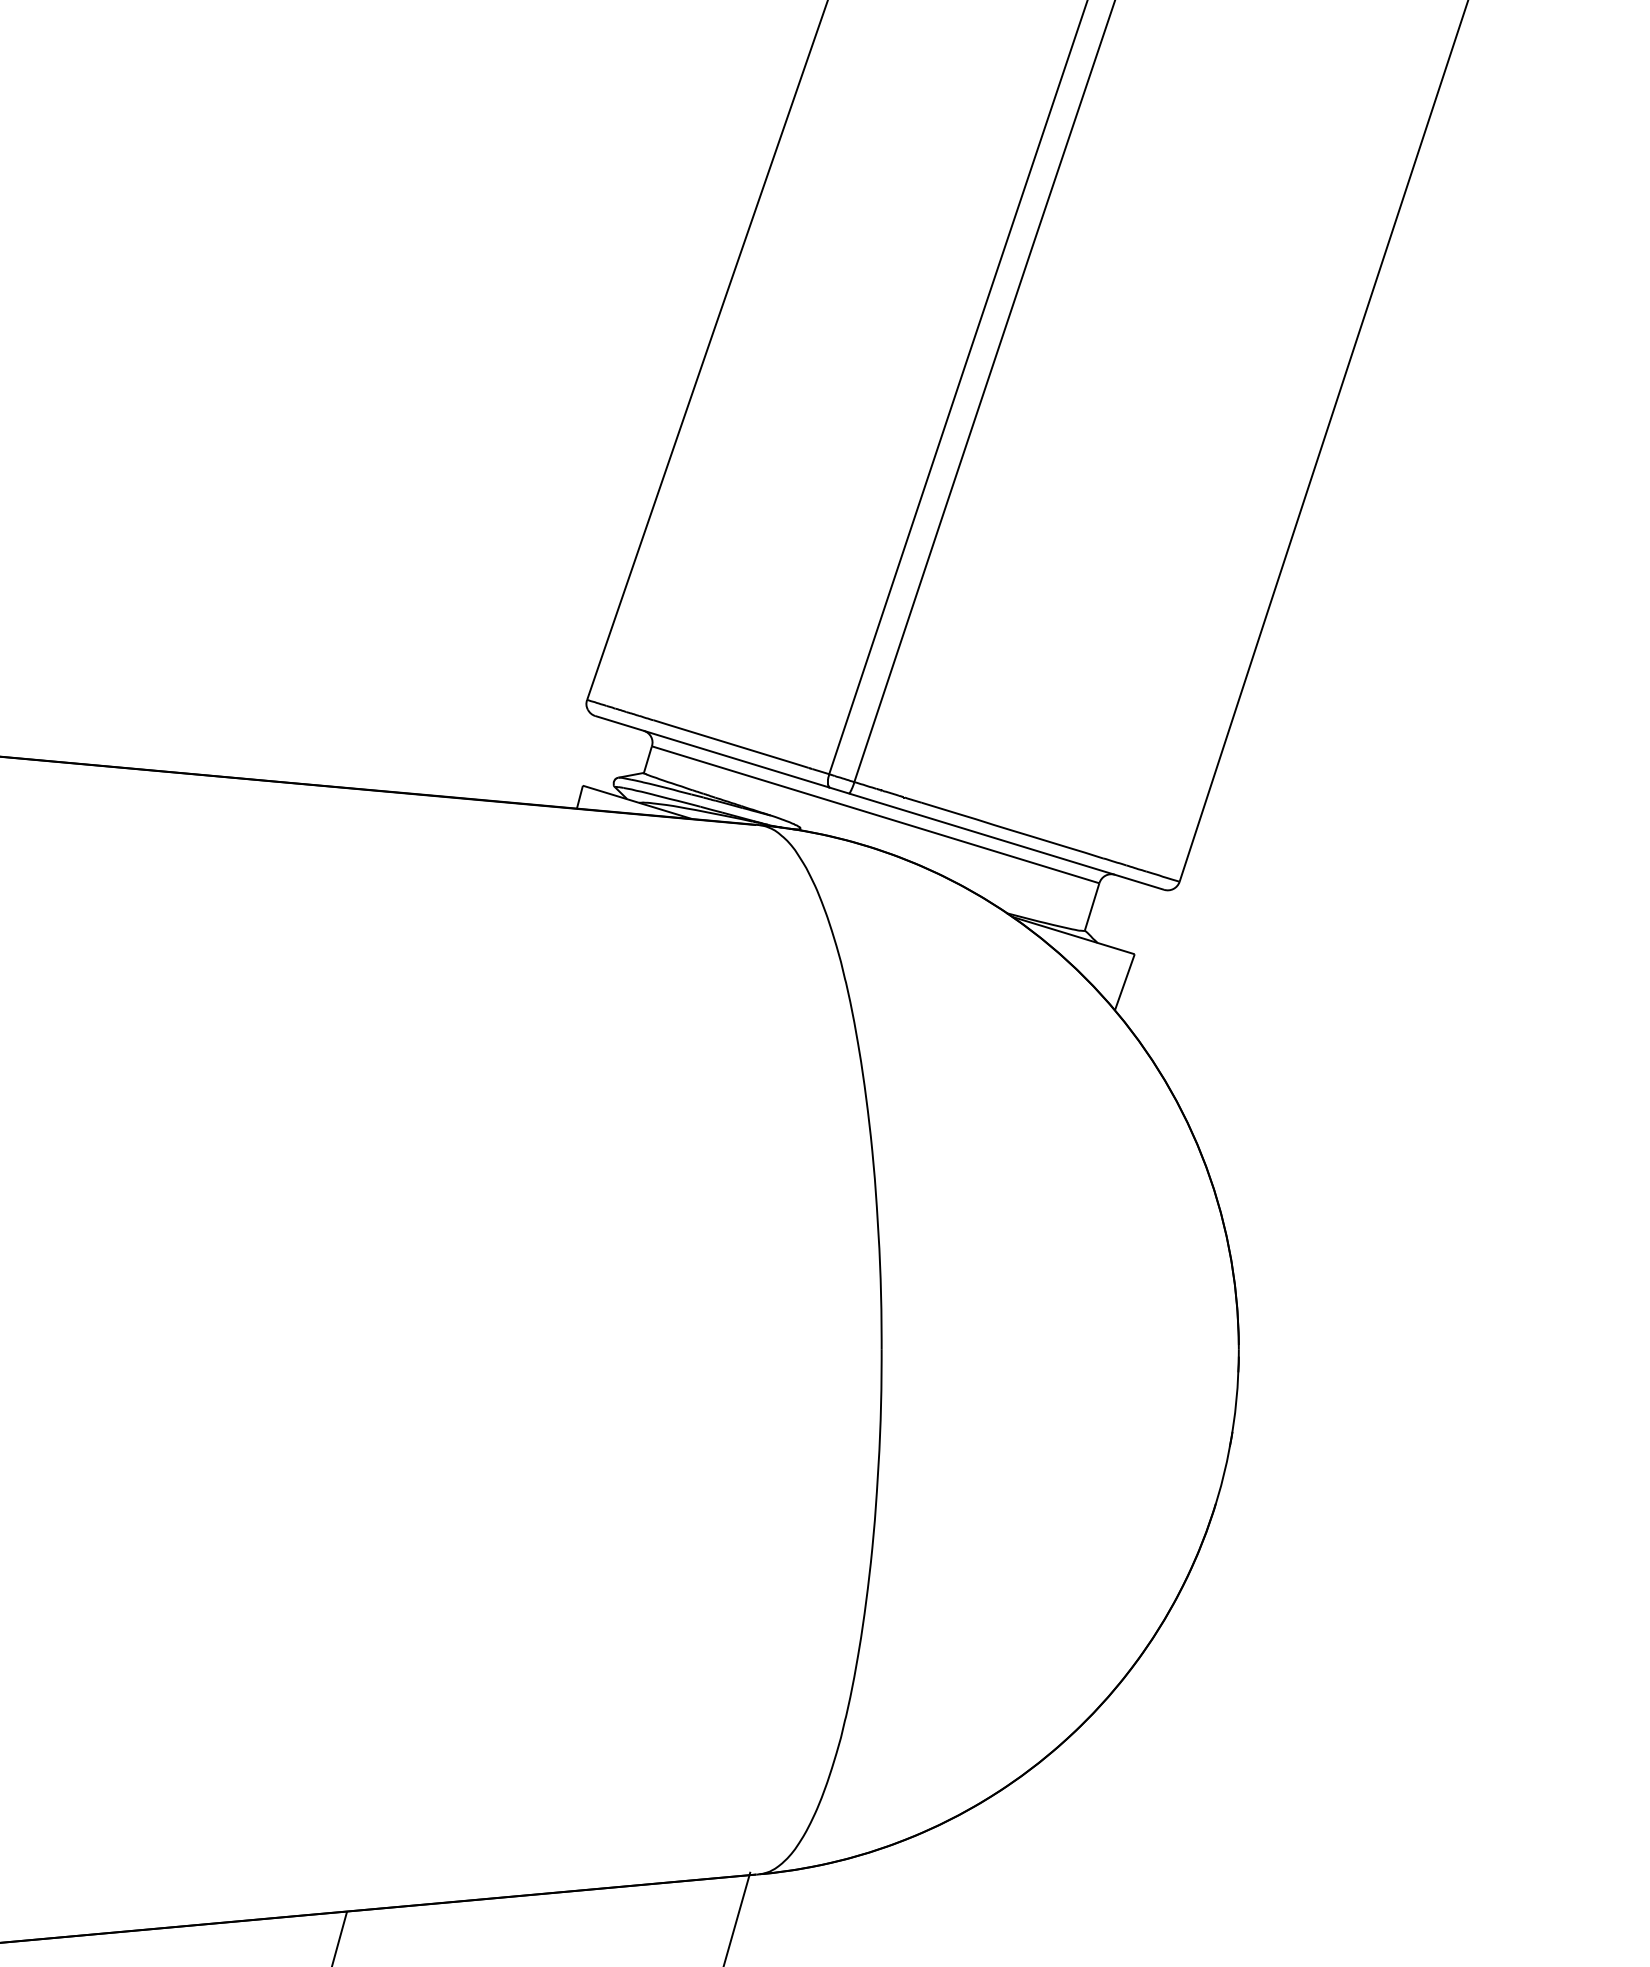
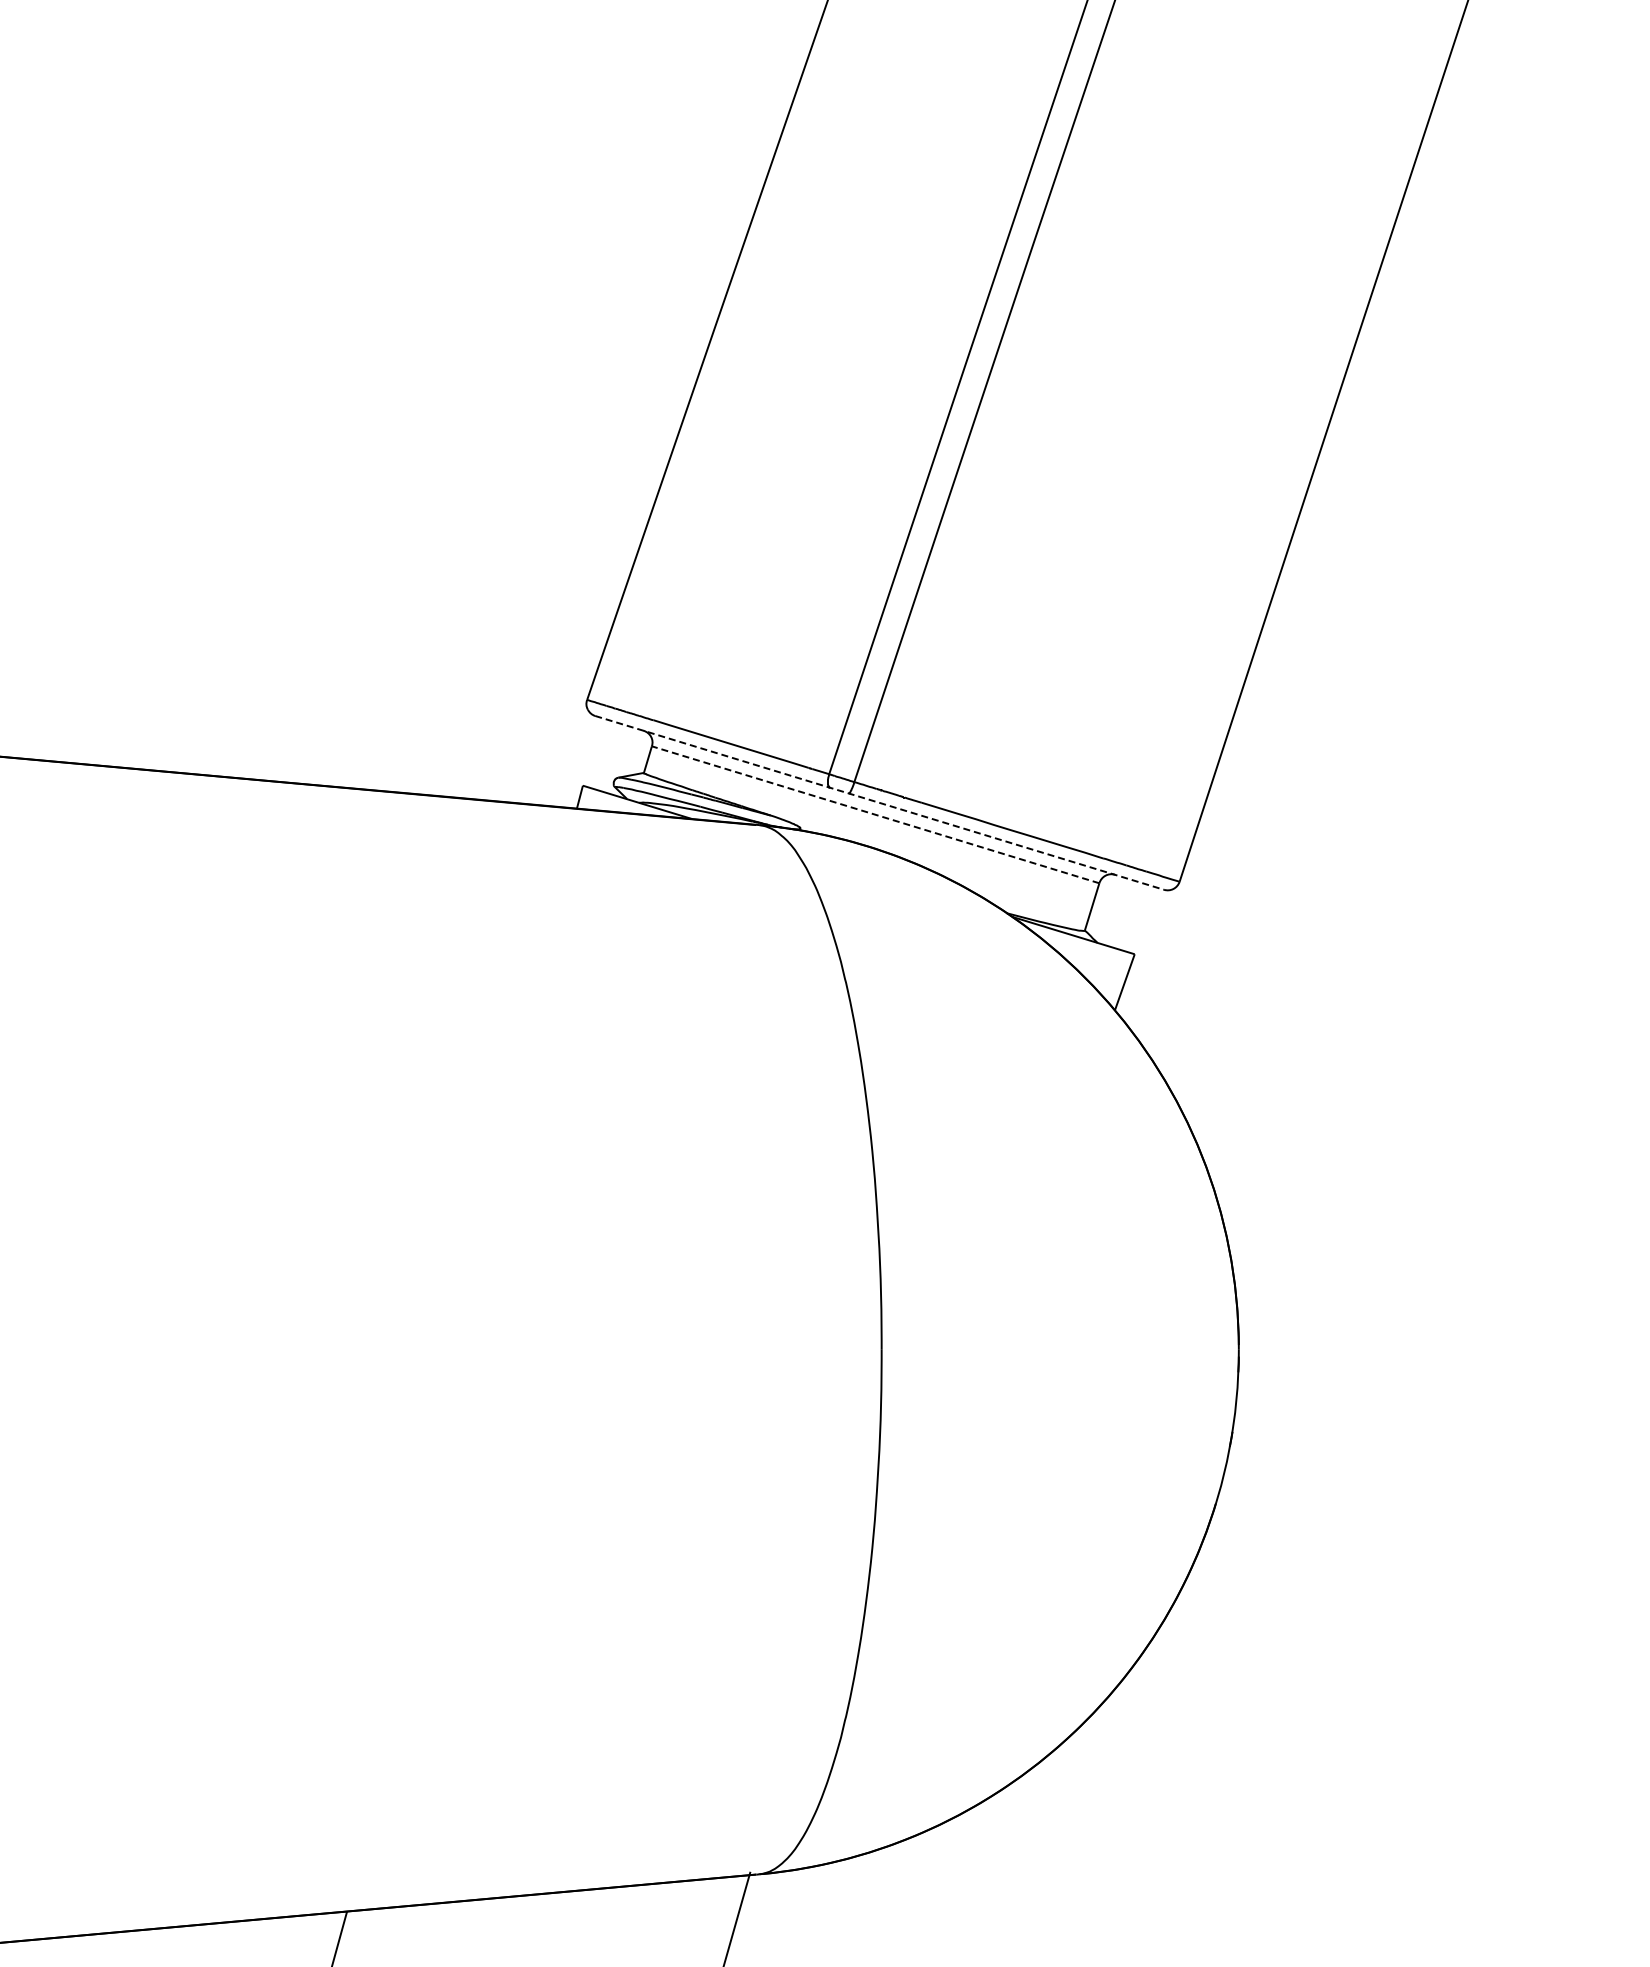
line: solid -> dashed (880, 803)
line: solid -> dashed (875, 814)
